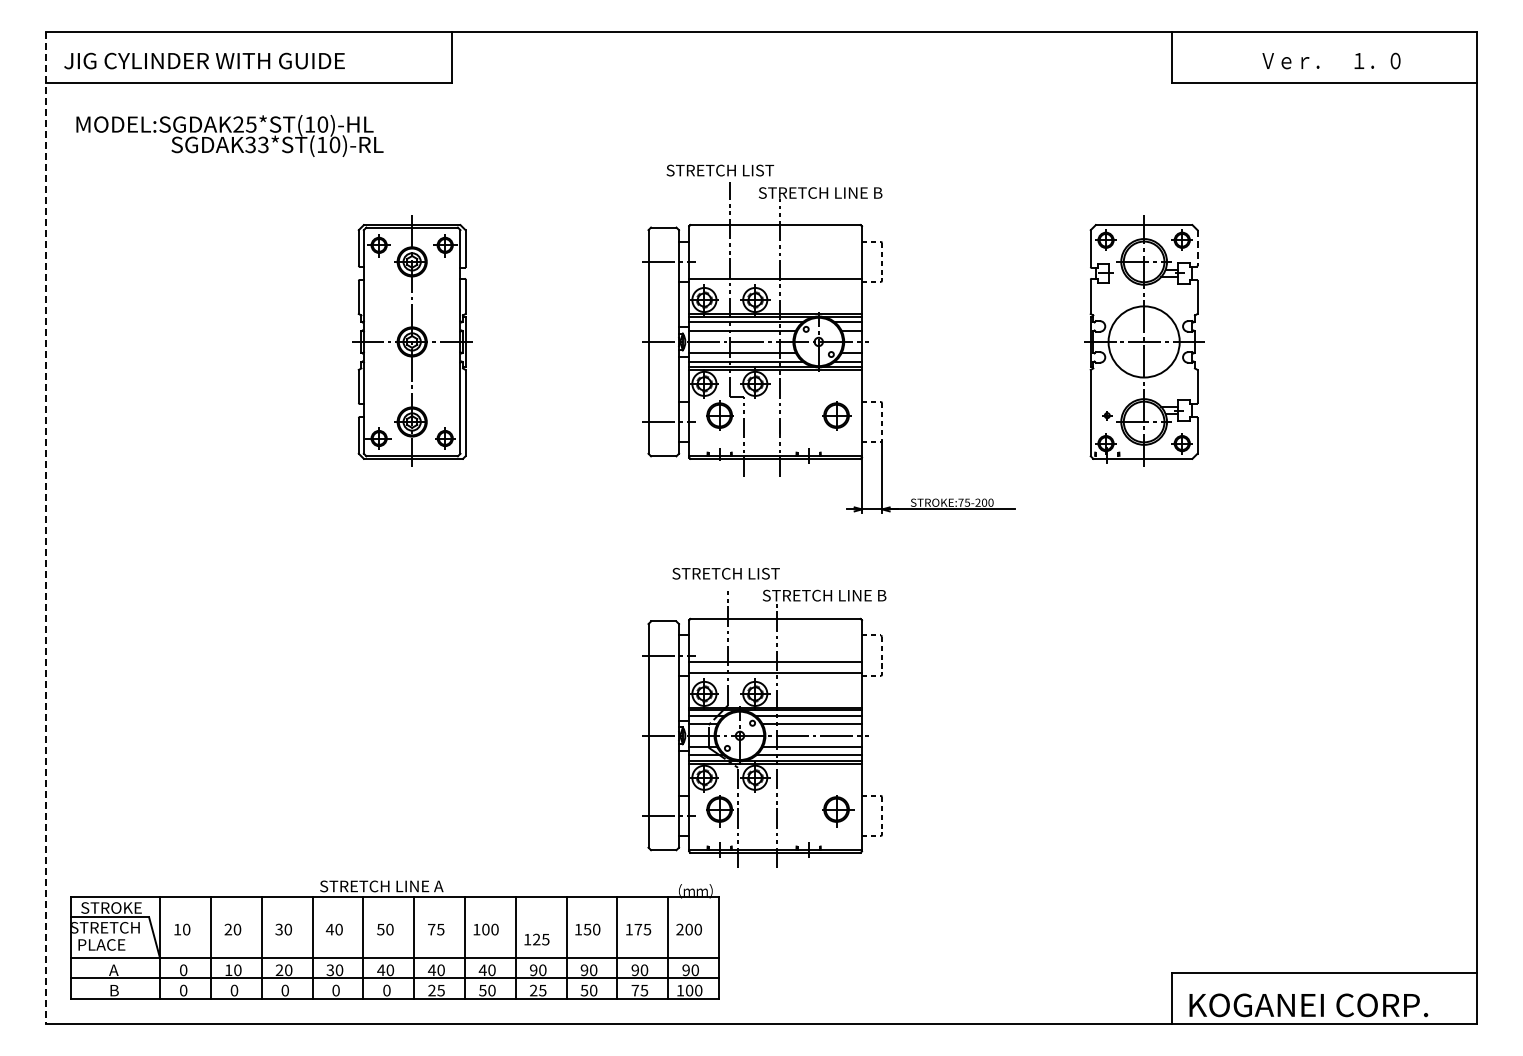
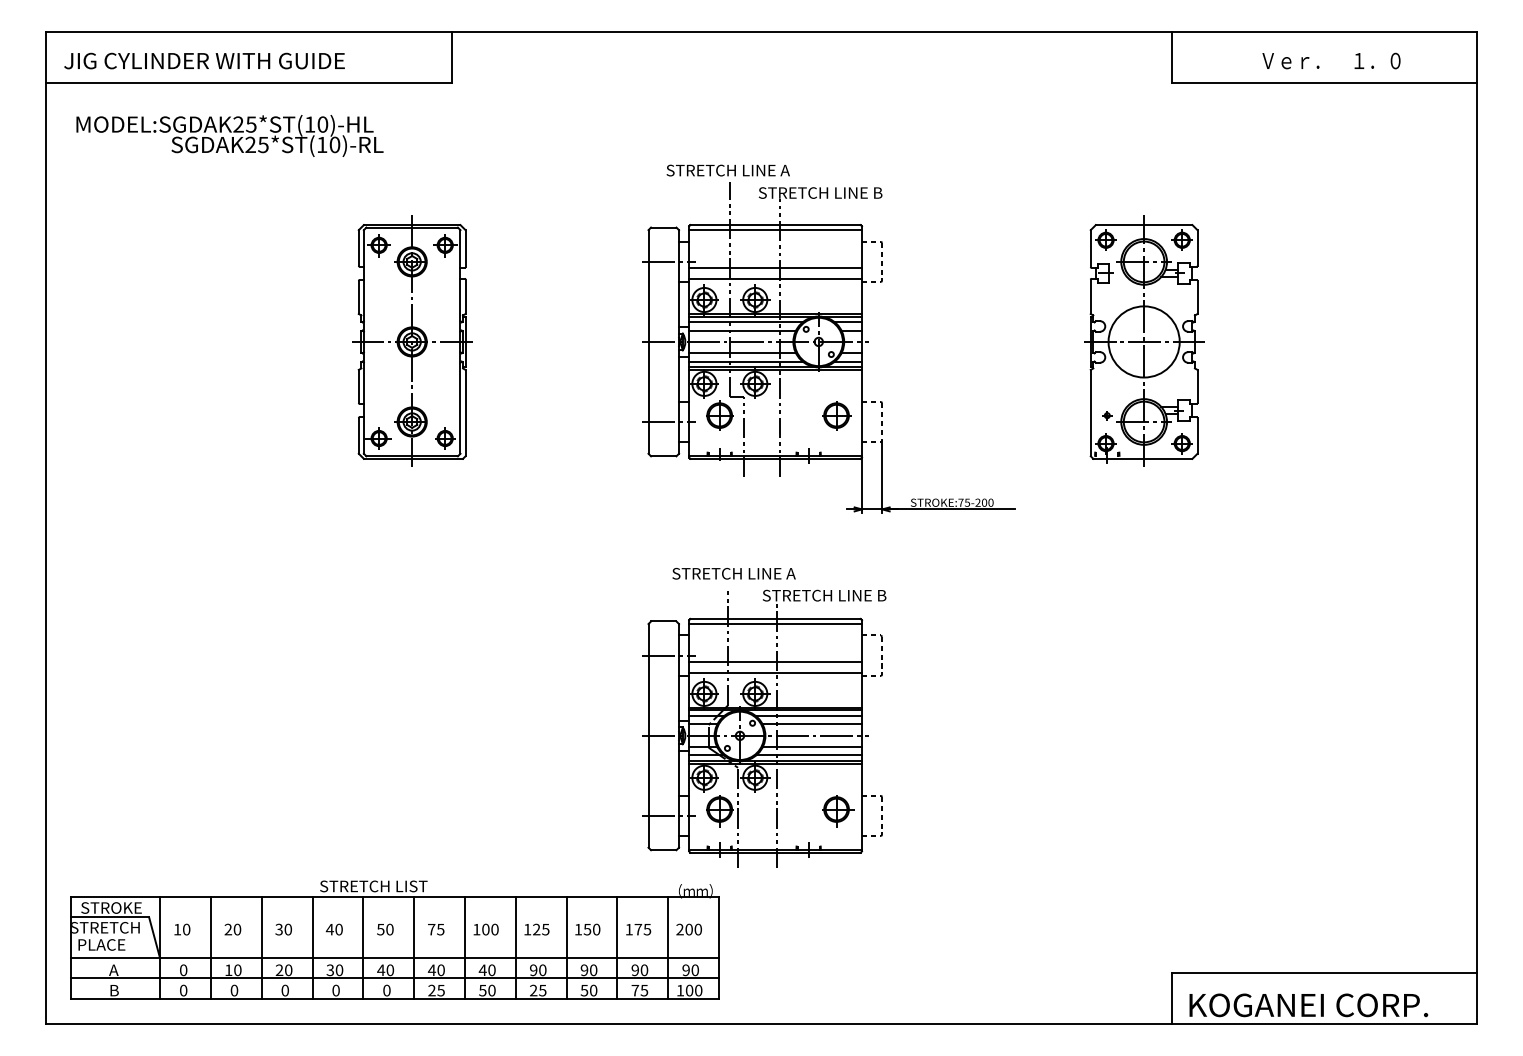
text: SGDAK33*ST(10)-RL -> SGDAK25*ST(10)-RL (256, 144)
text: STRETCH LIST -> STRETCH LINE A (772, 170)
line: none -> present (775, 230)
line: dashed -> solid (1197, 248)
line: none -> present (775, 267)
line: dashed -> solid (45, 528)
text: STRETCH LIST -> STRETCH LINE A (778, 573)
line: none -> present (775, 624)
text: STRETCH LINE A -> STRETCH LIST (426, 886)
text position: (536, 939) -> (536, 929) (536, 929)
